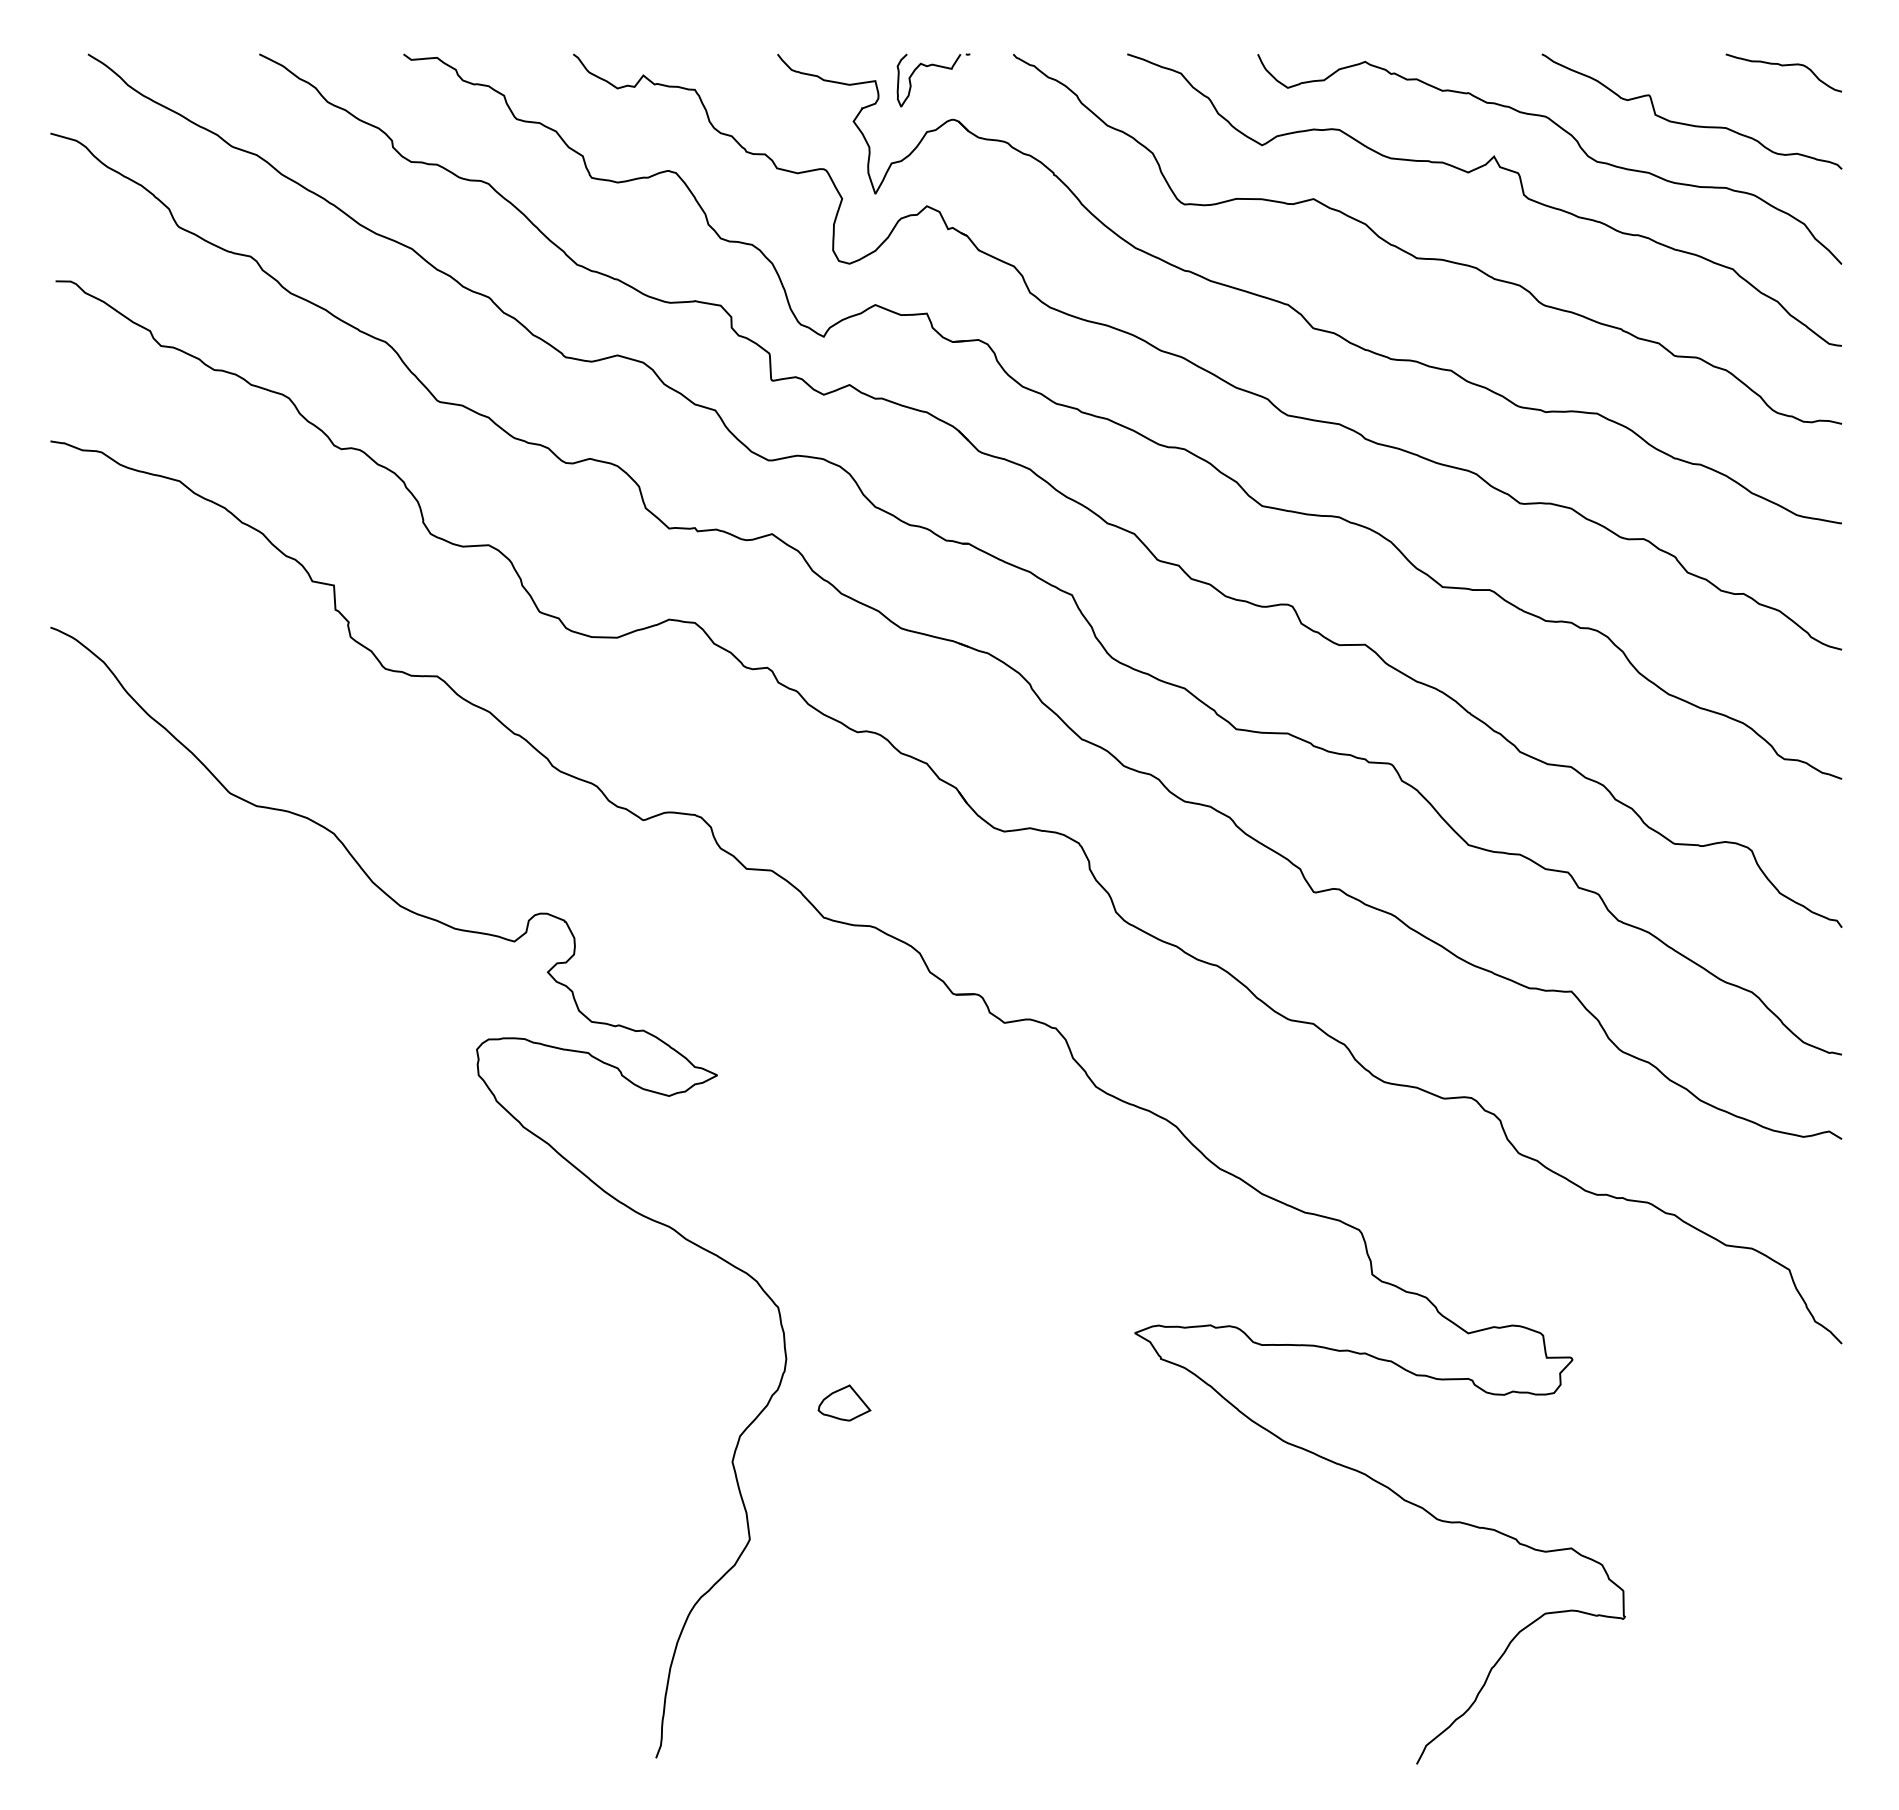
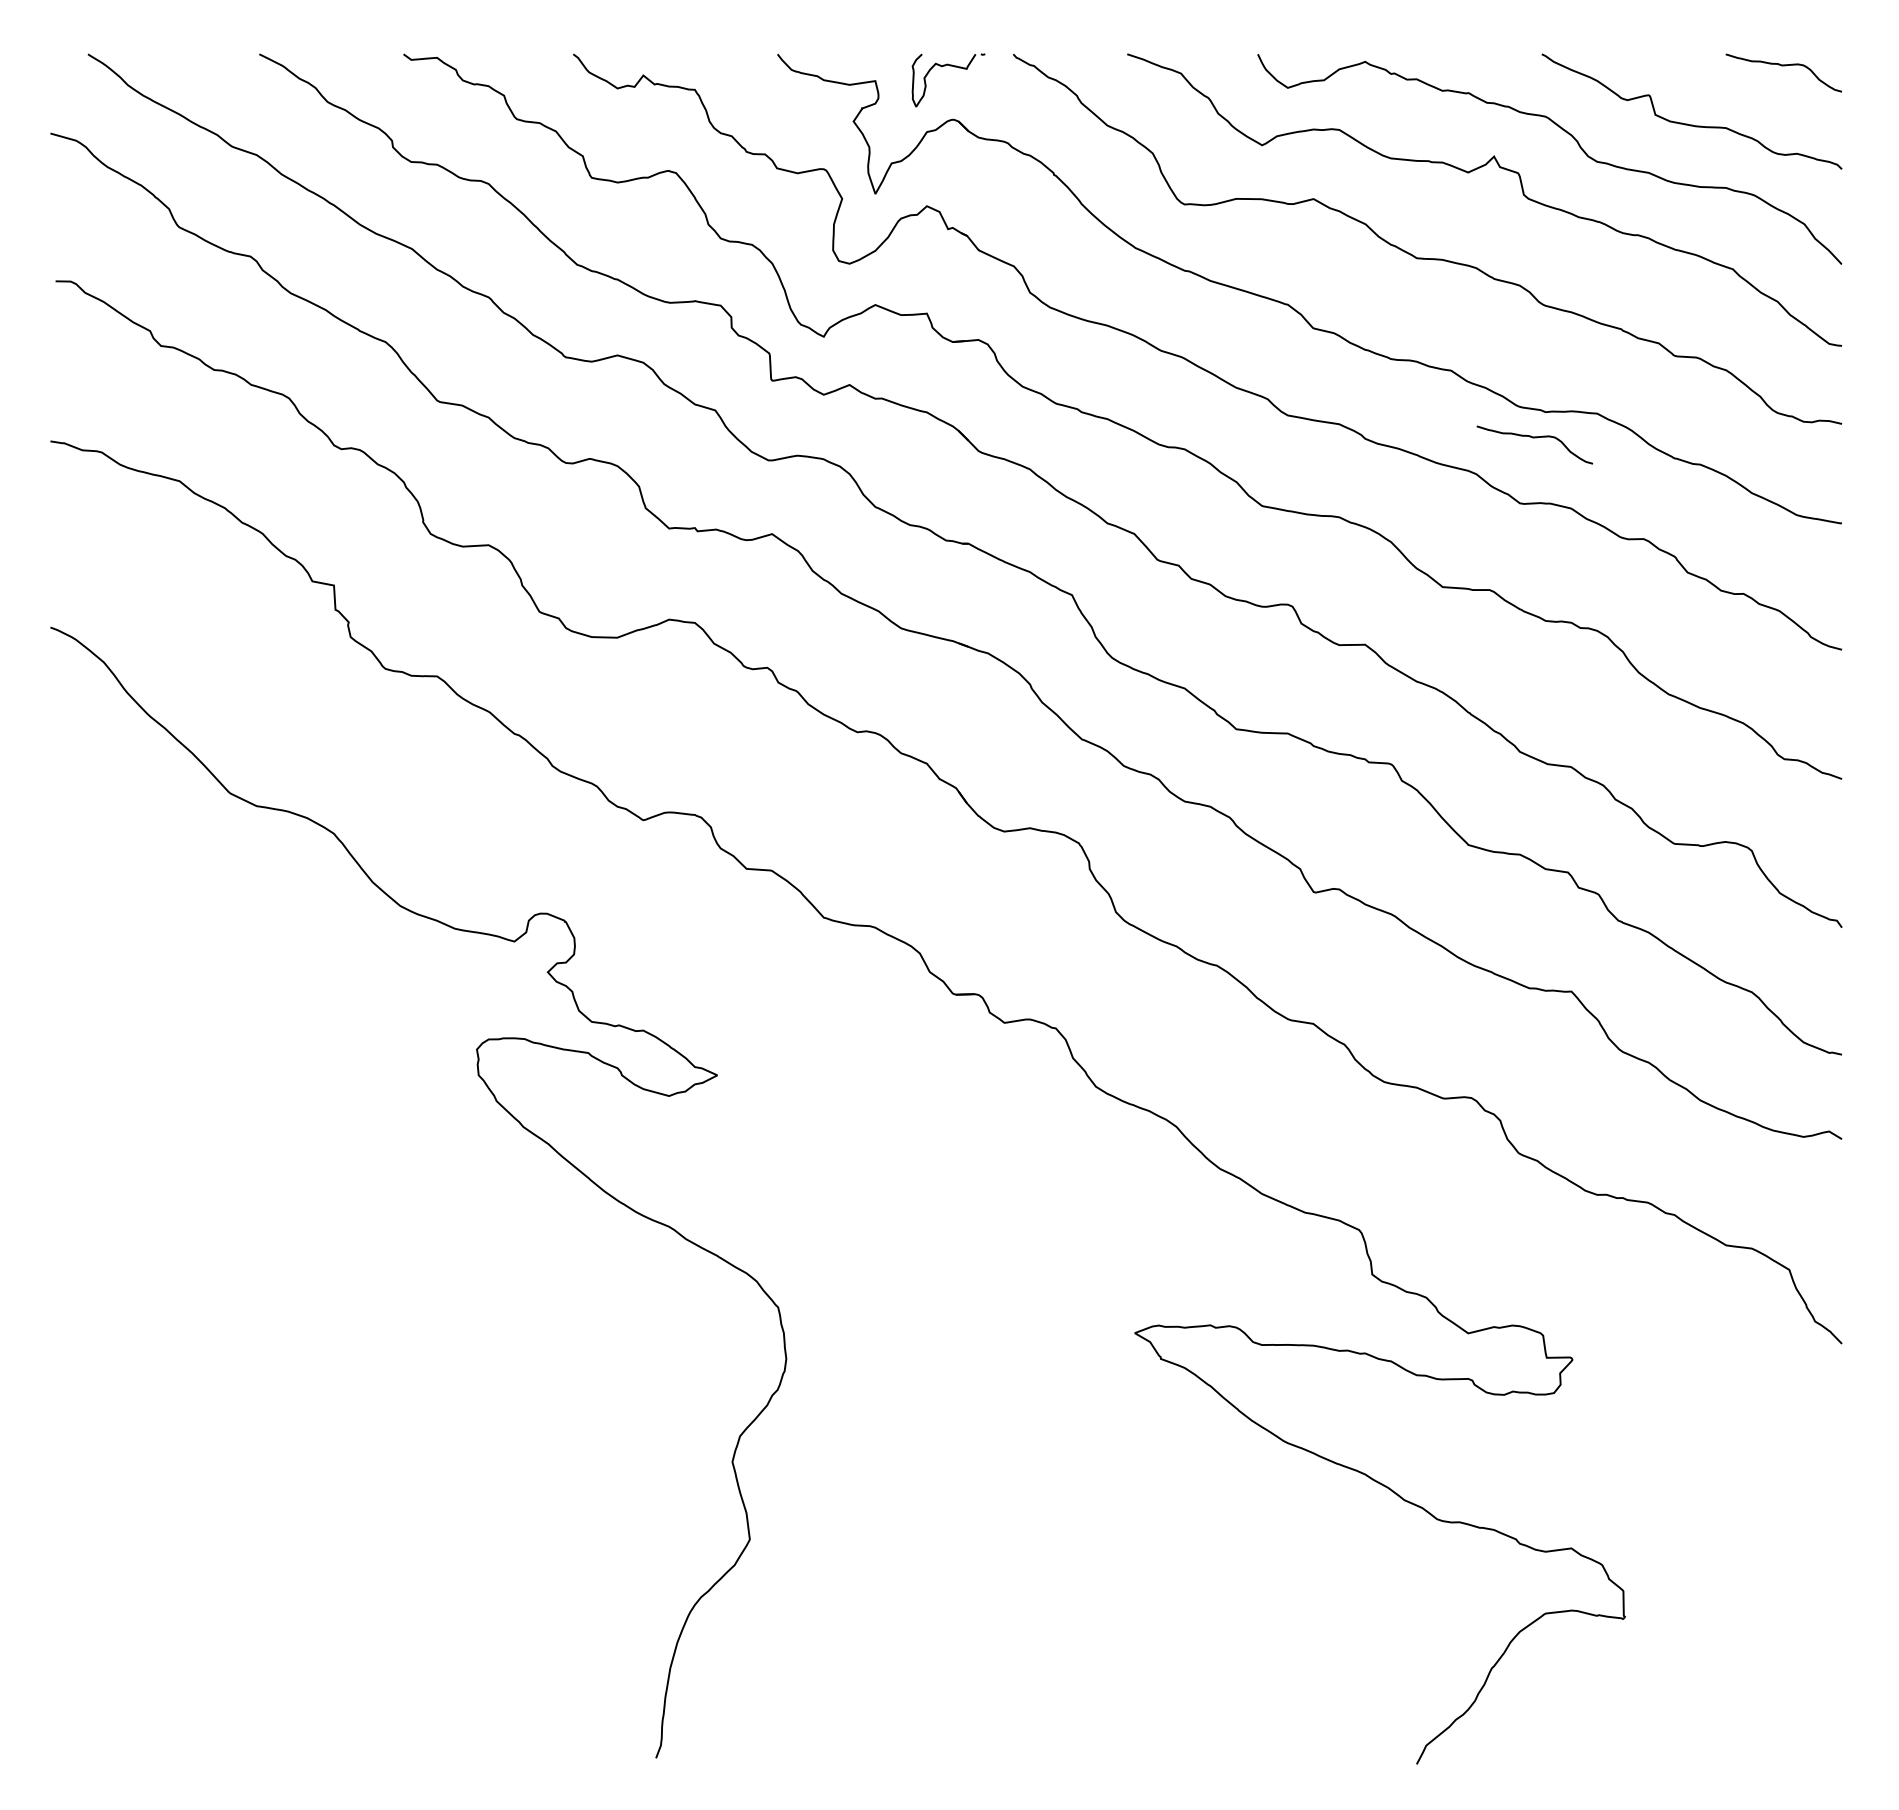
part position: (935, 66) -> (950, 66) (950, 66)
curve: none -> present (1534, 438)
part: present -> none (844, 1402)
